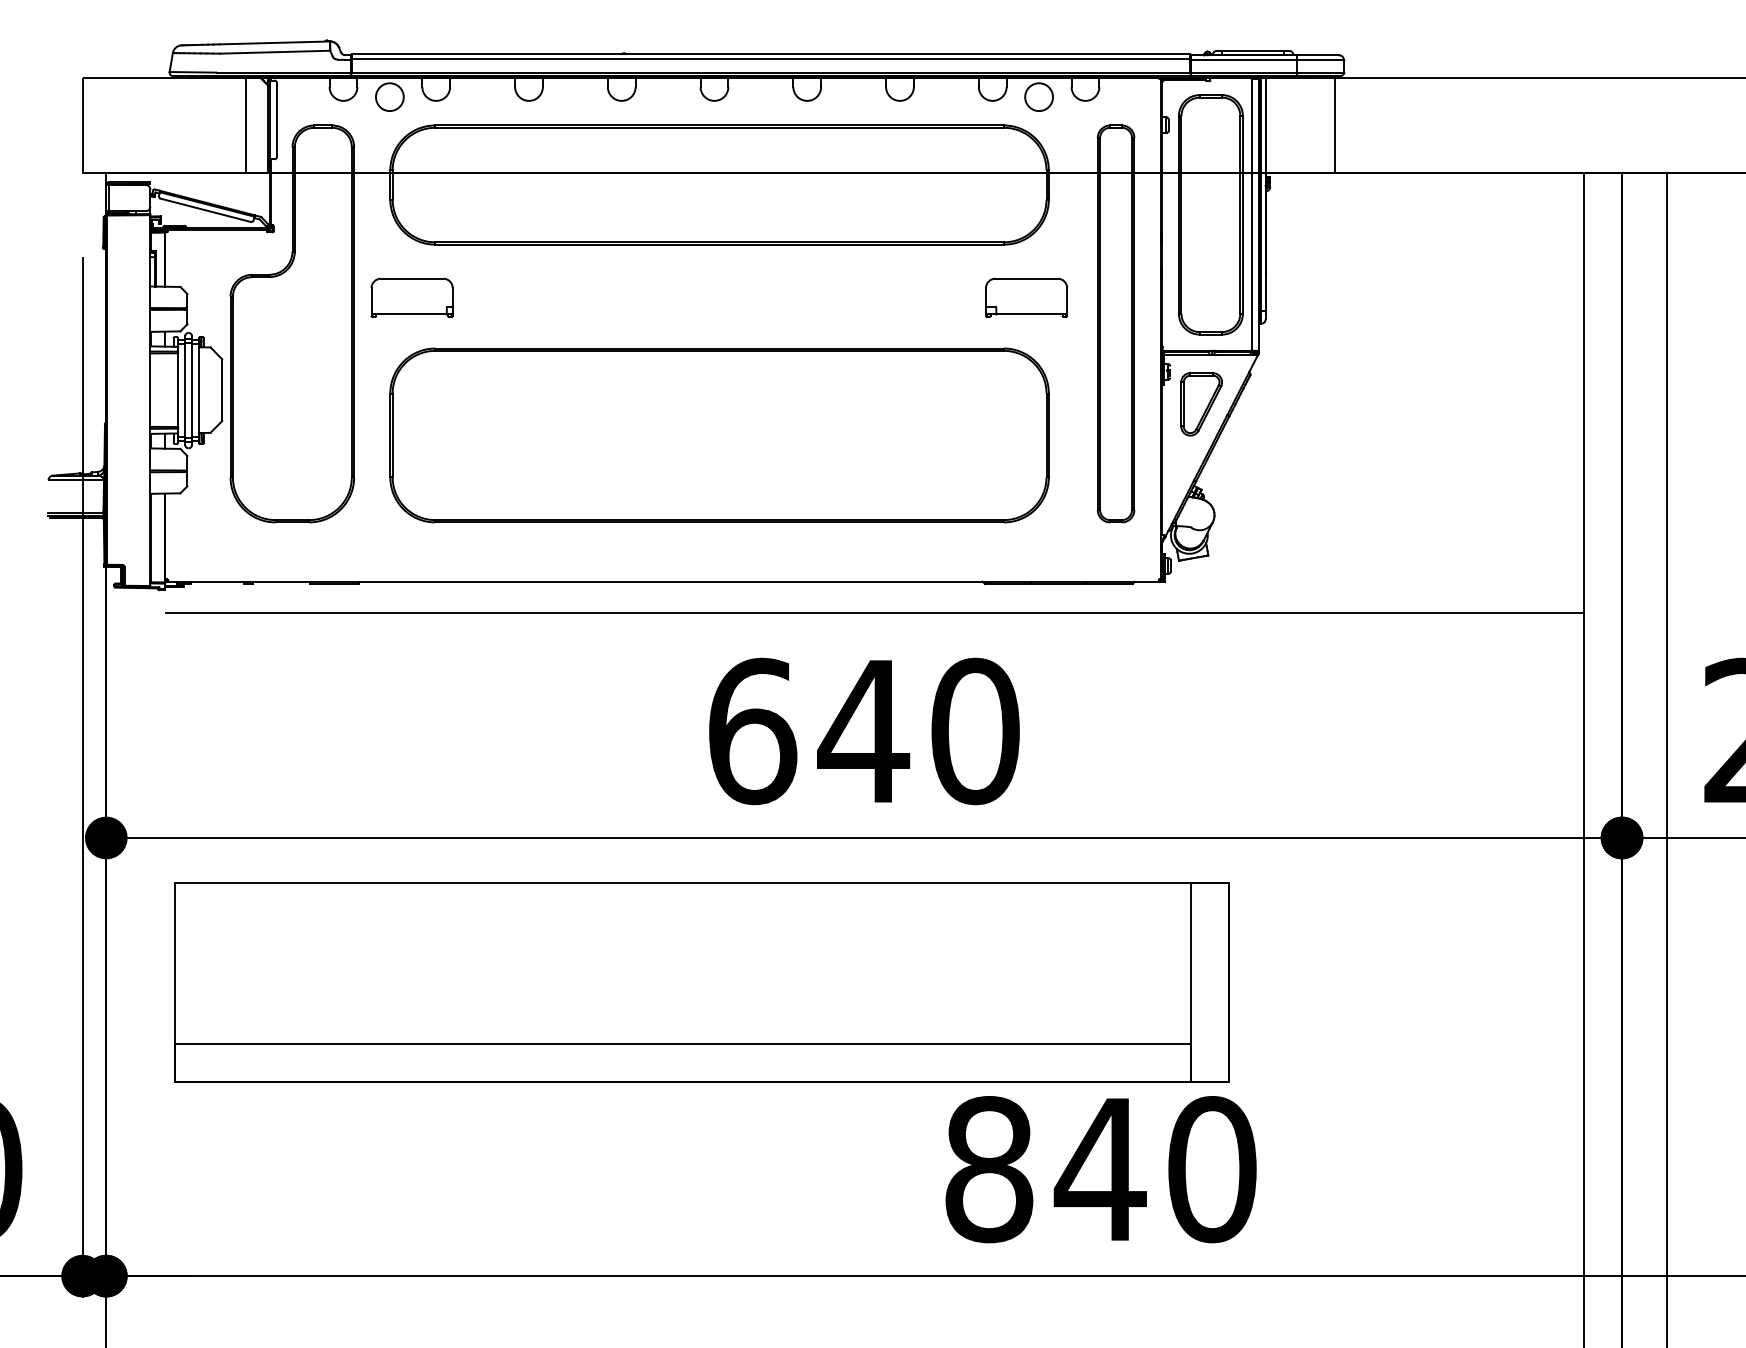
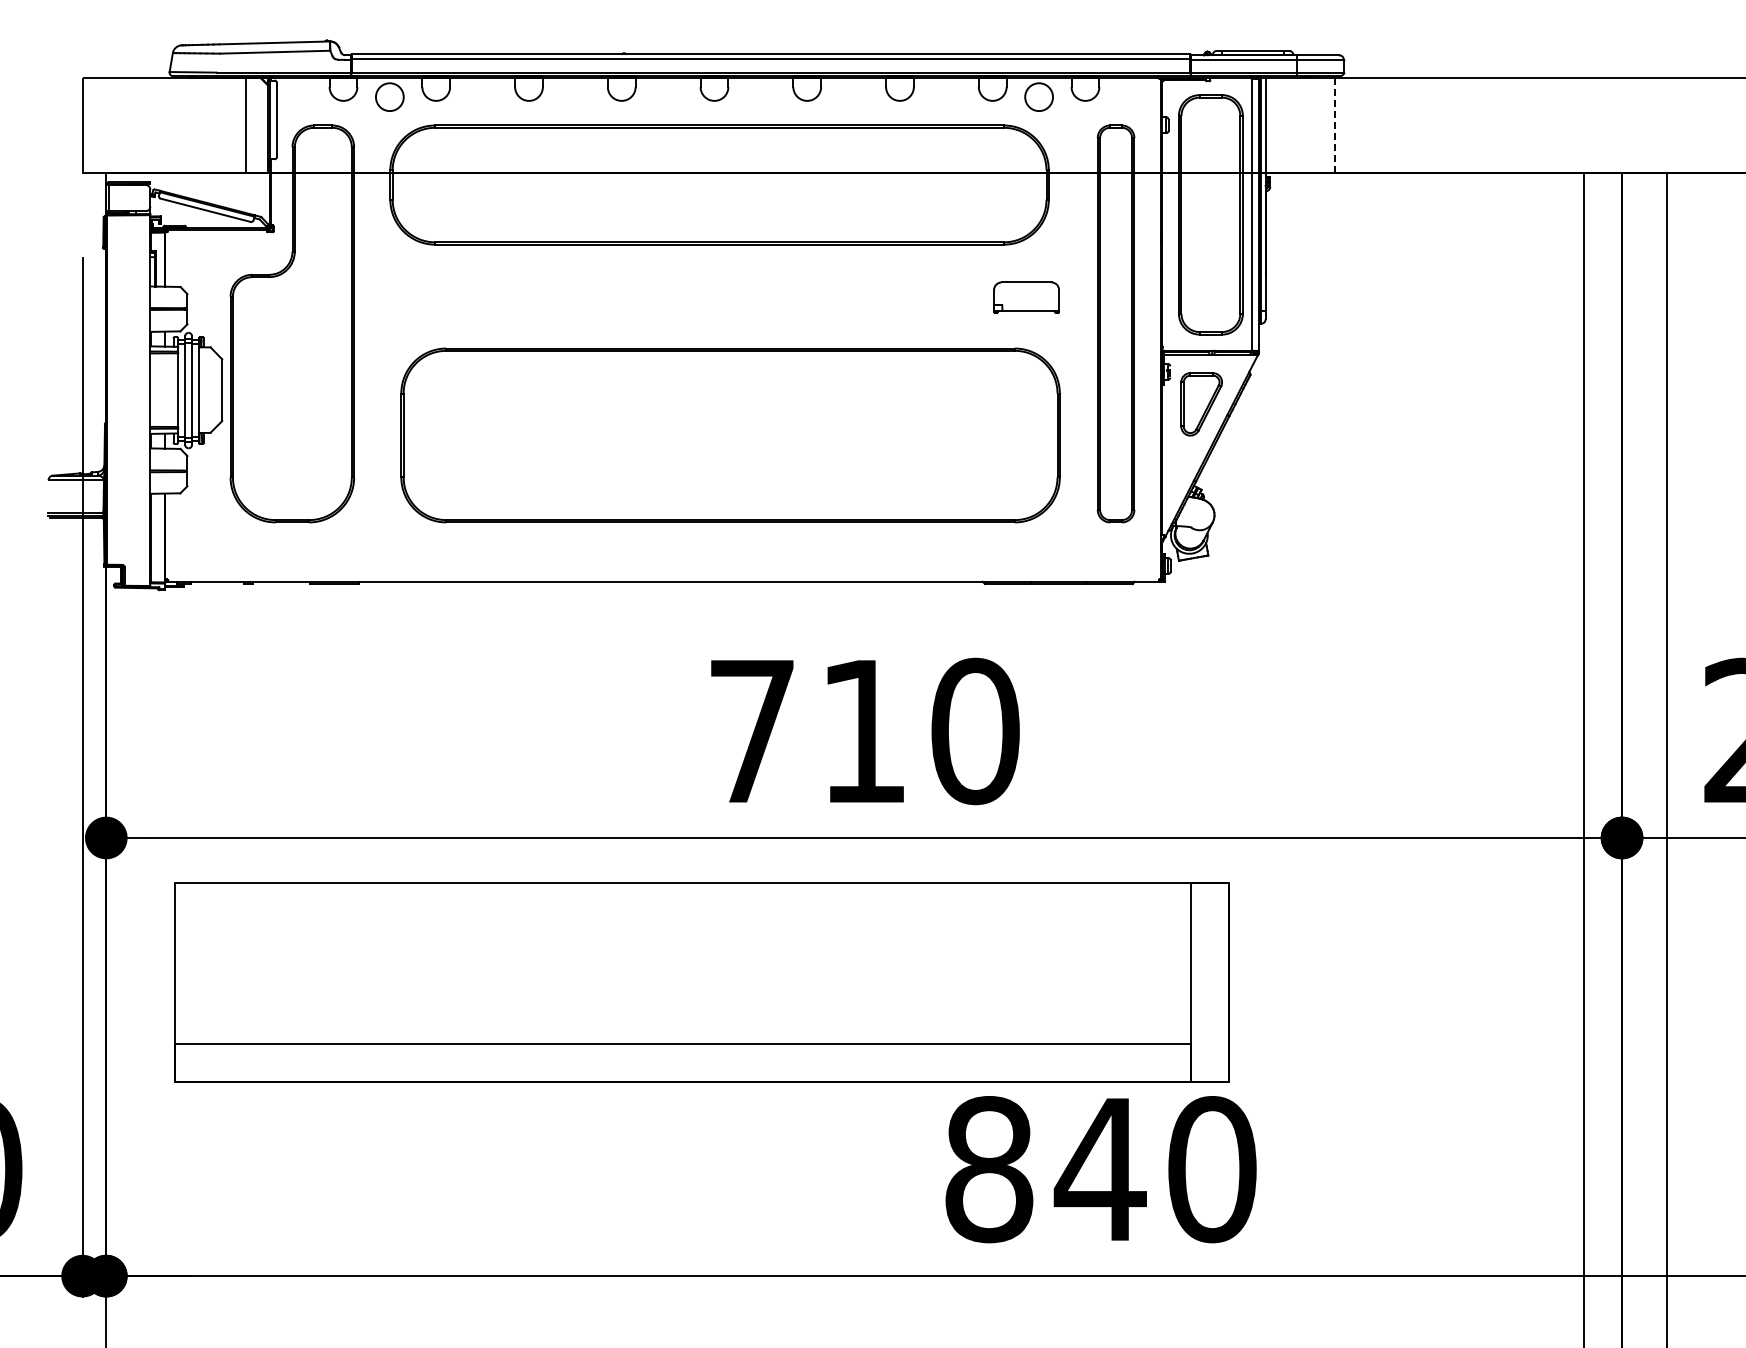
line: solid -> dashed (1335, 125)
part: present -> none (411, 297)
part size: 83x41 px -> 67x33 px (1026, 297)
part position: (719, 435) -> (730, 435) (730, 435)
line: present -> none (874, 613)
text: 640 -> 710 (809, 731)
